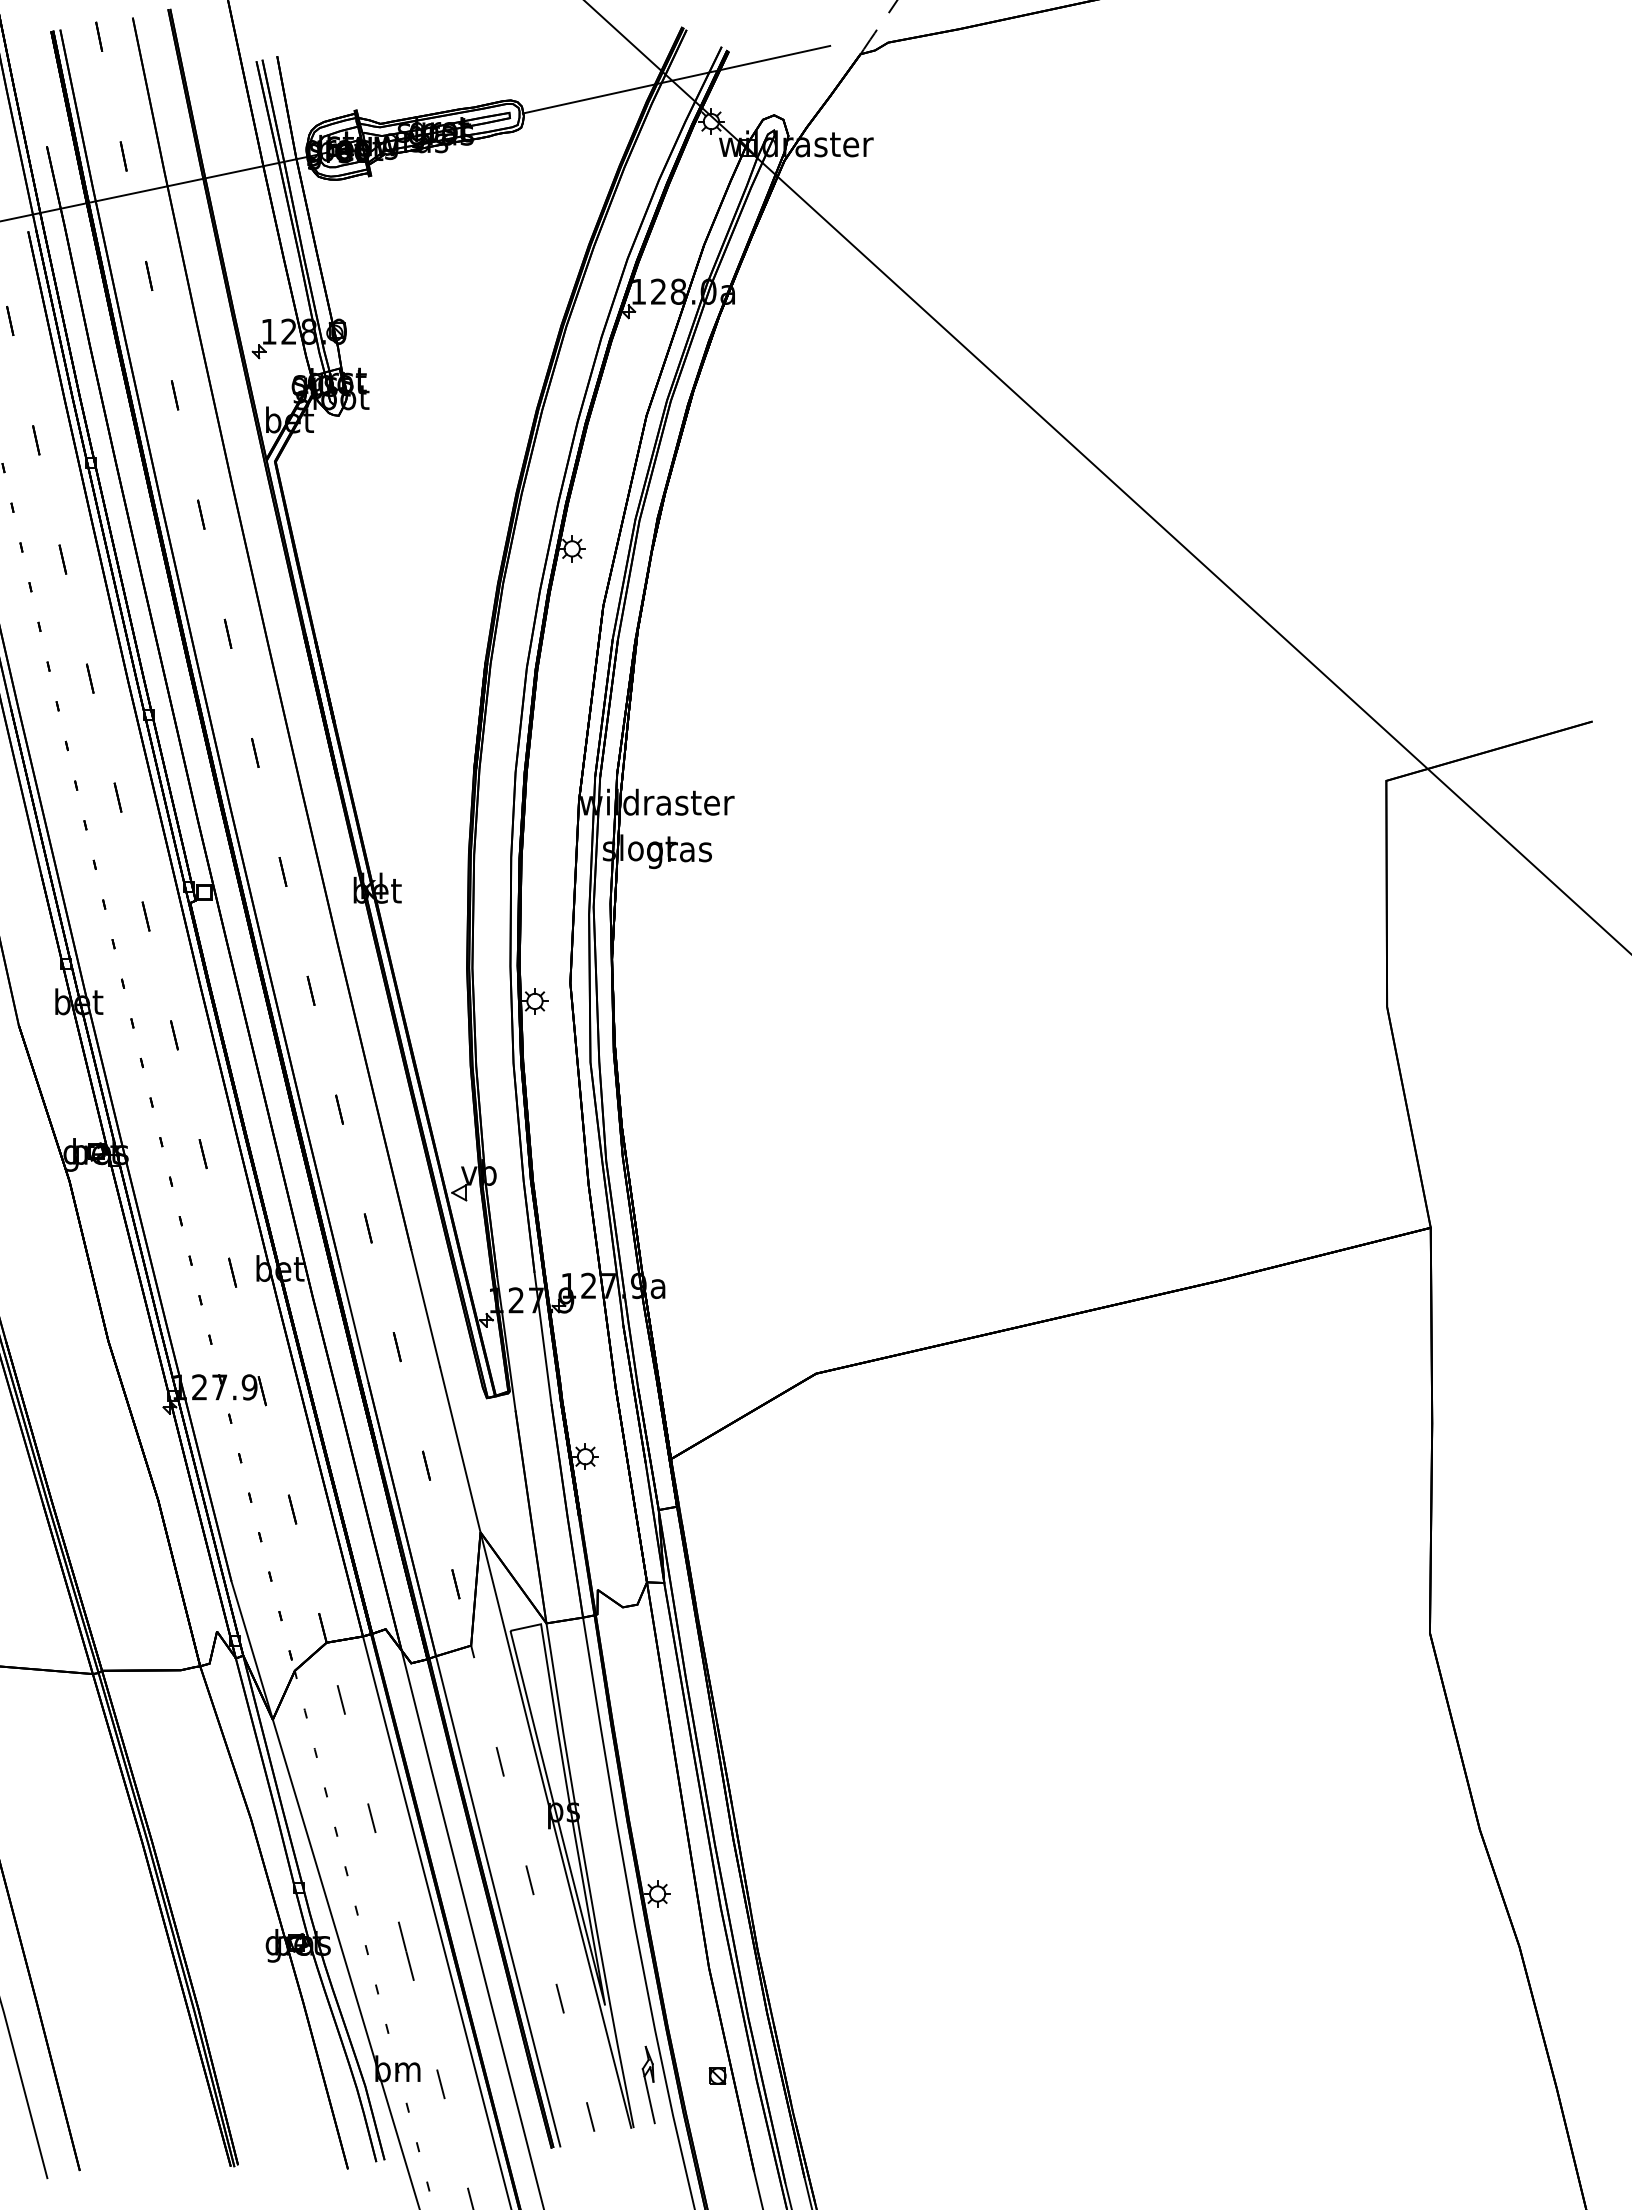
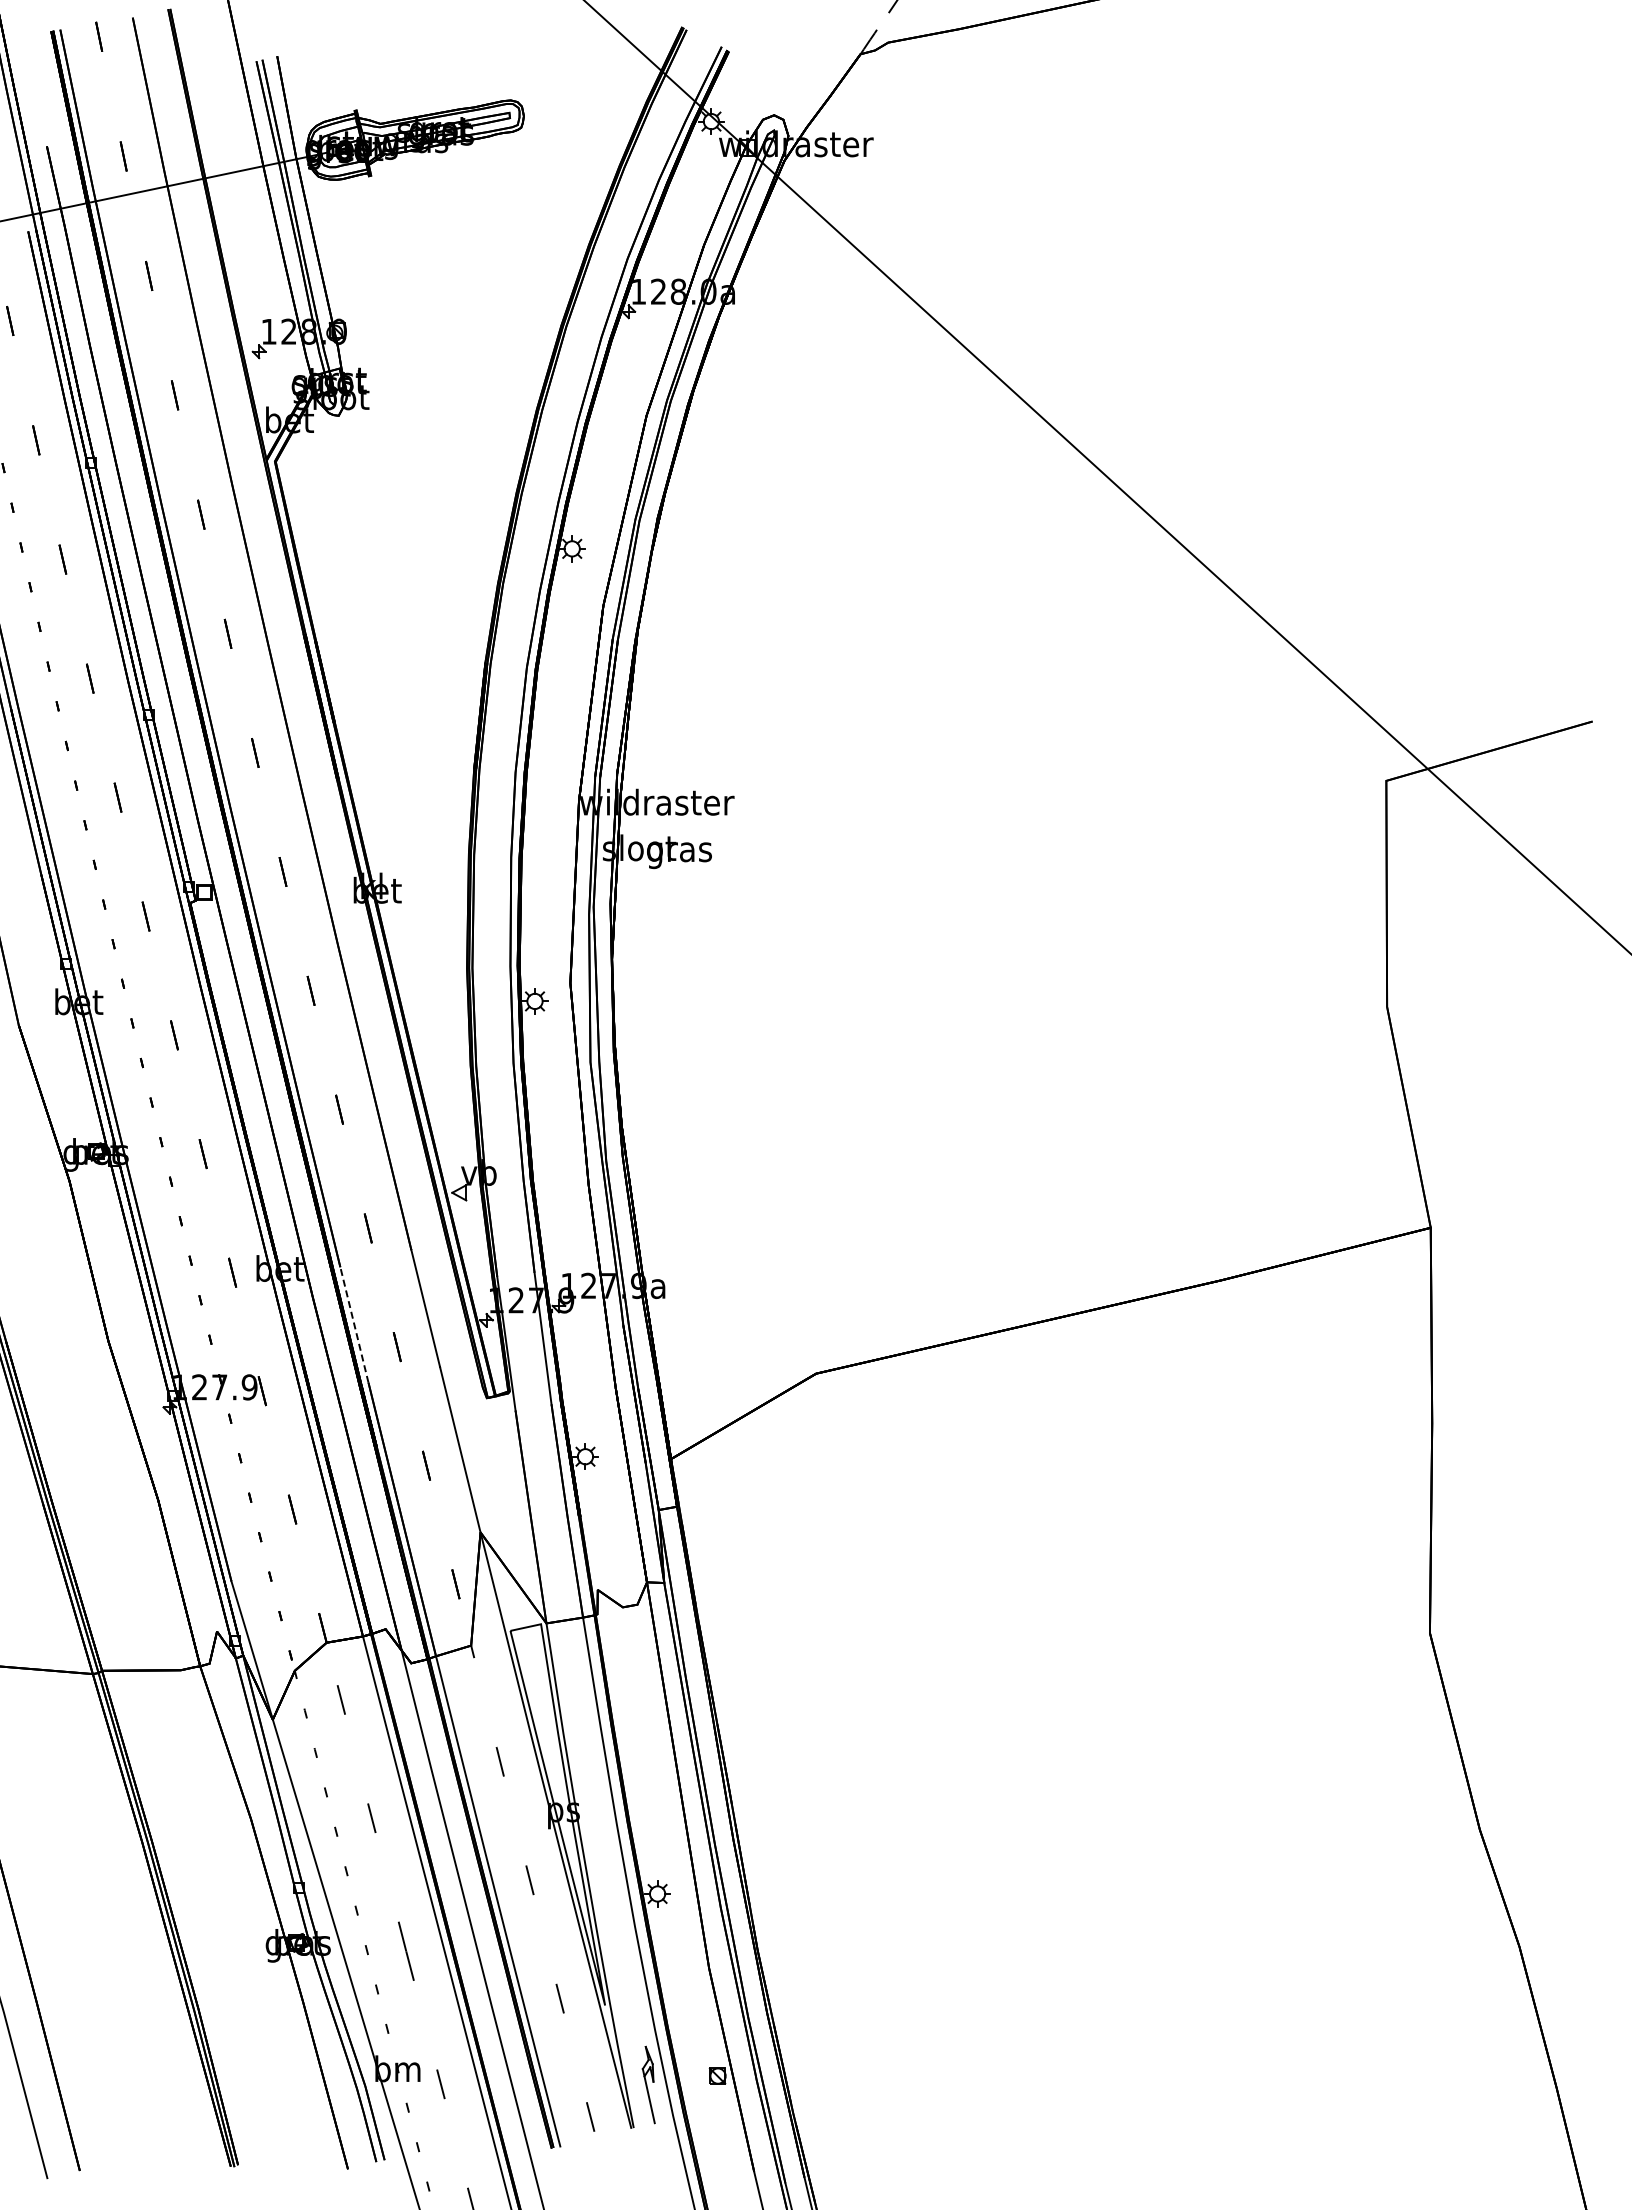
line: present -> none (676, 79)
line: solid -> dashed (354, 1324)
